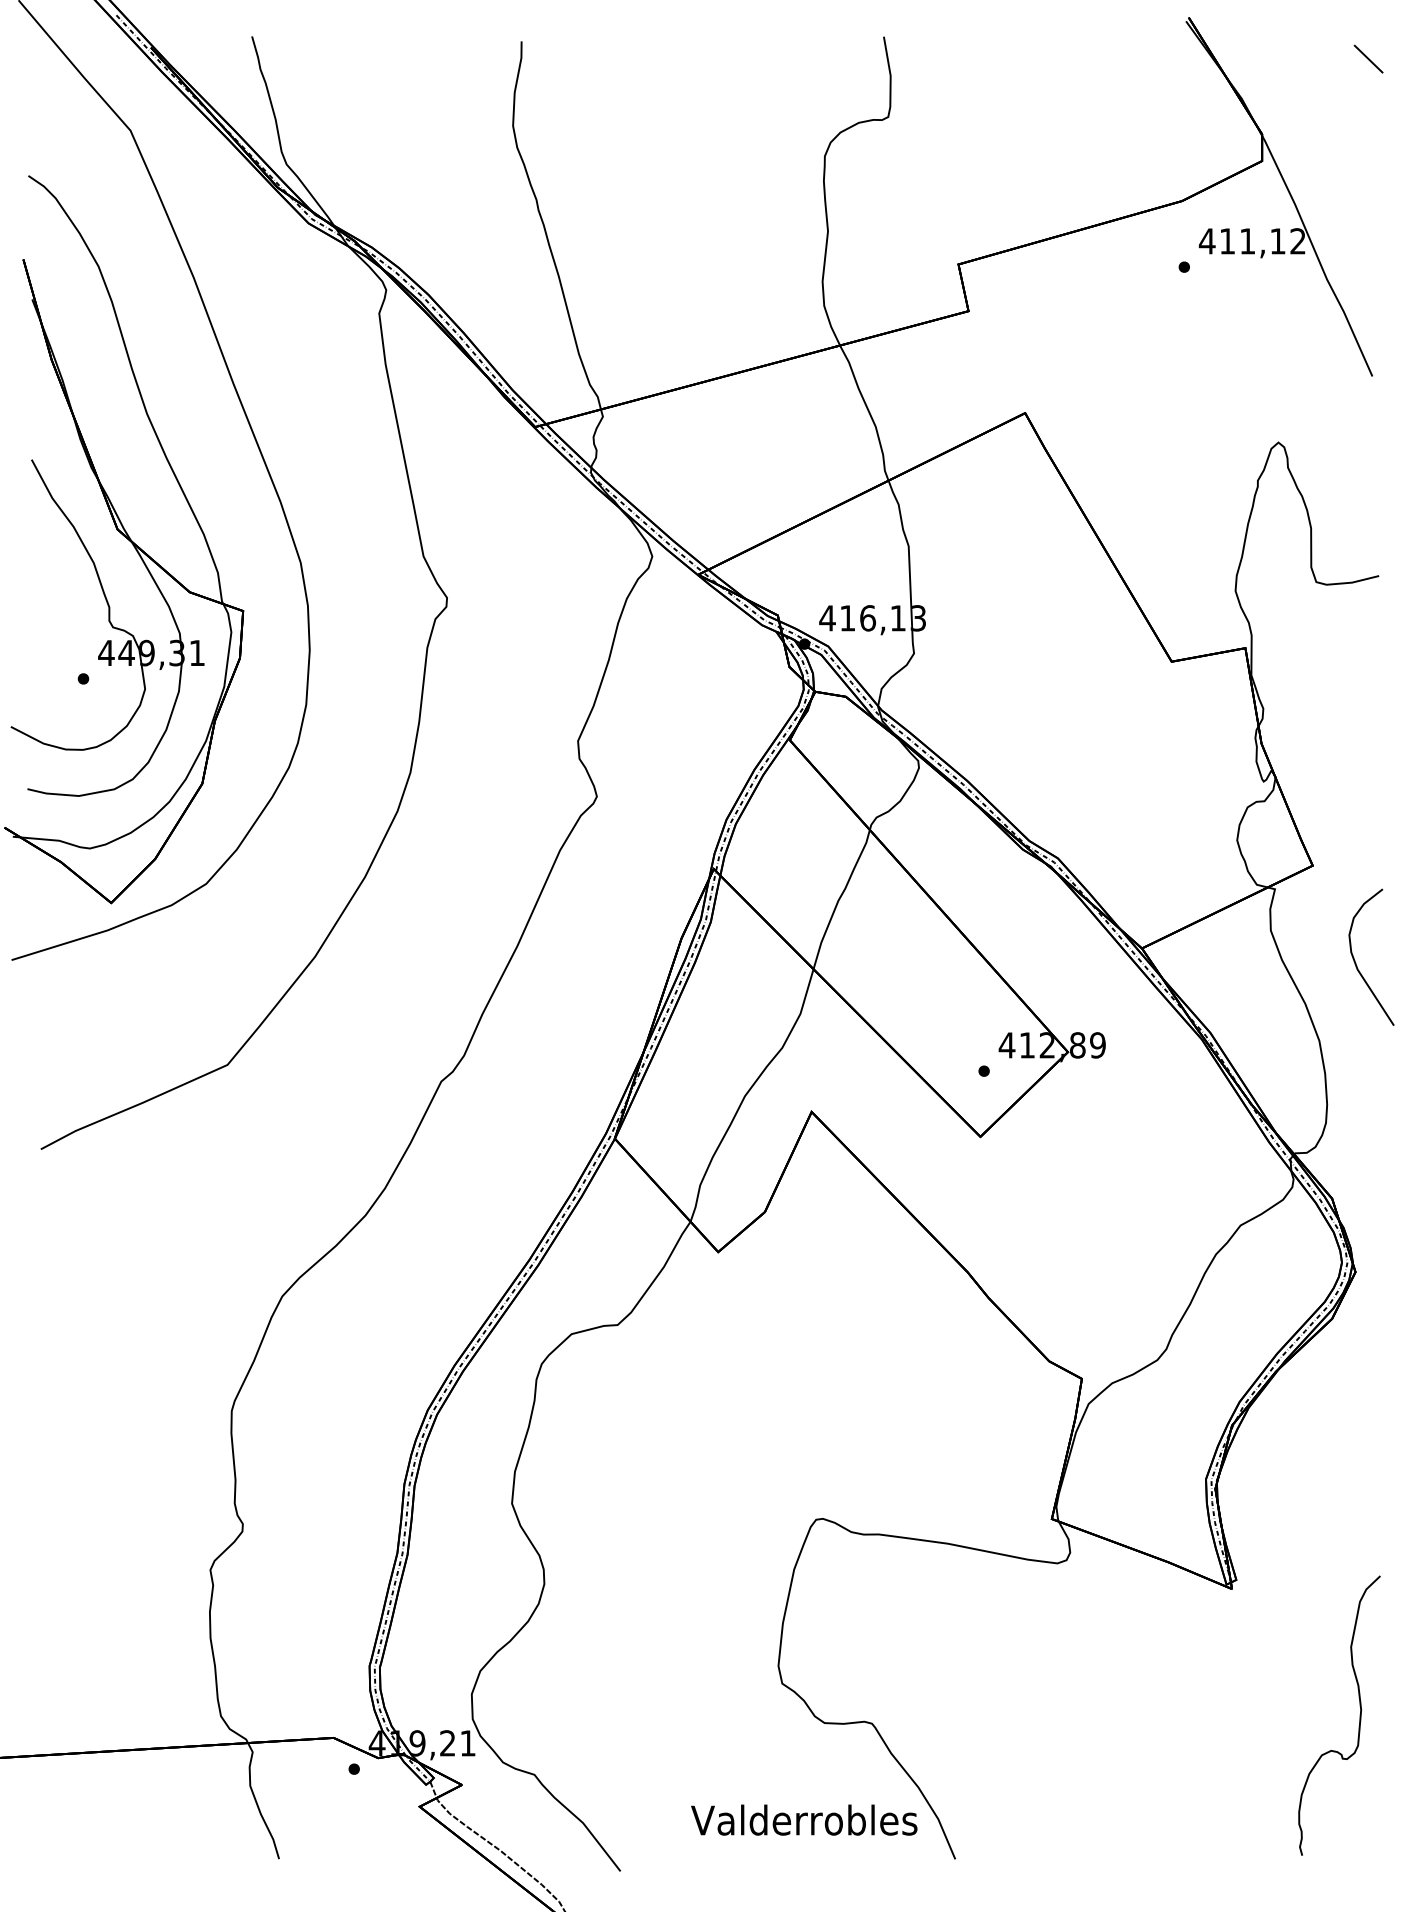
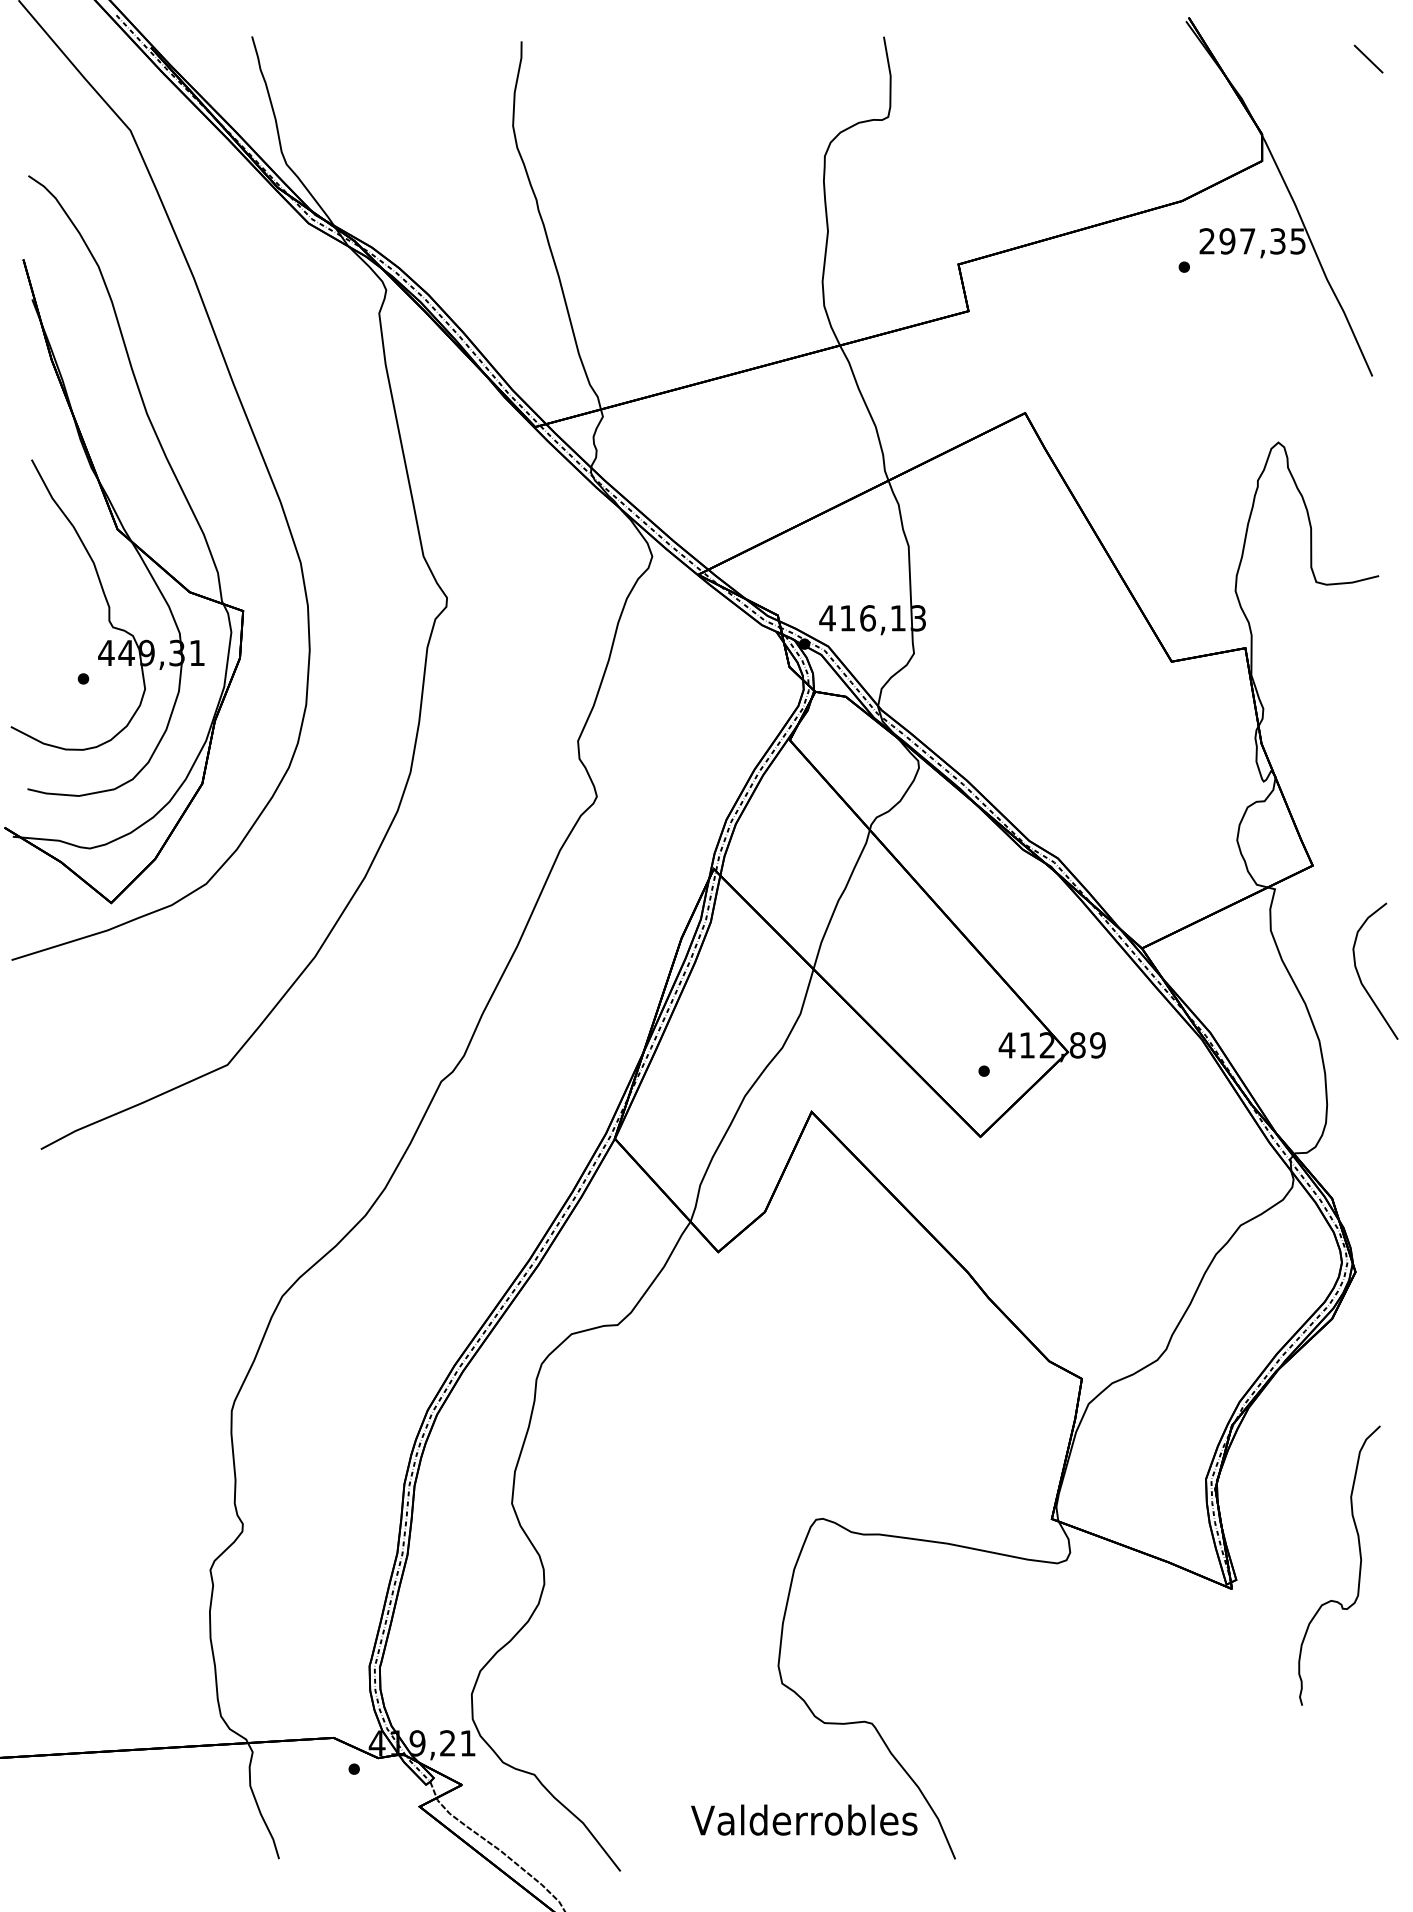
text: 411,12 -> 297,35 (1251, 241)
curve position: (1355, 960) -> (1359, 974) (1359, 974)
curve position: (1359, 1715) -> (1359, 1565) (1359, 1565)
